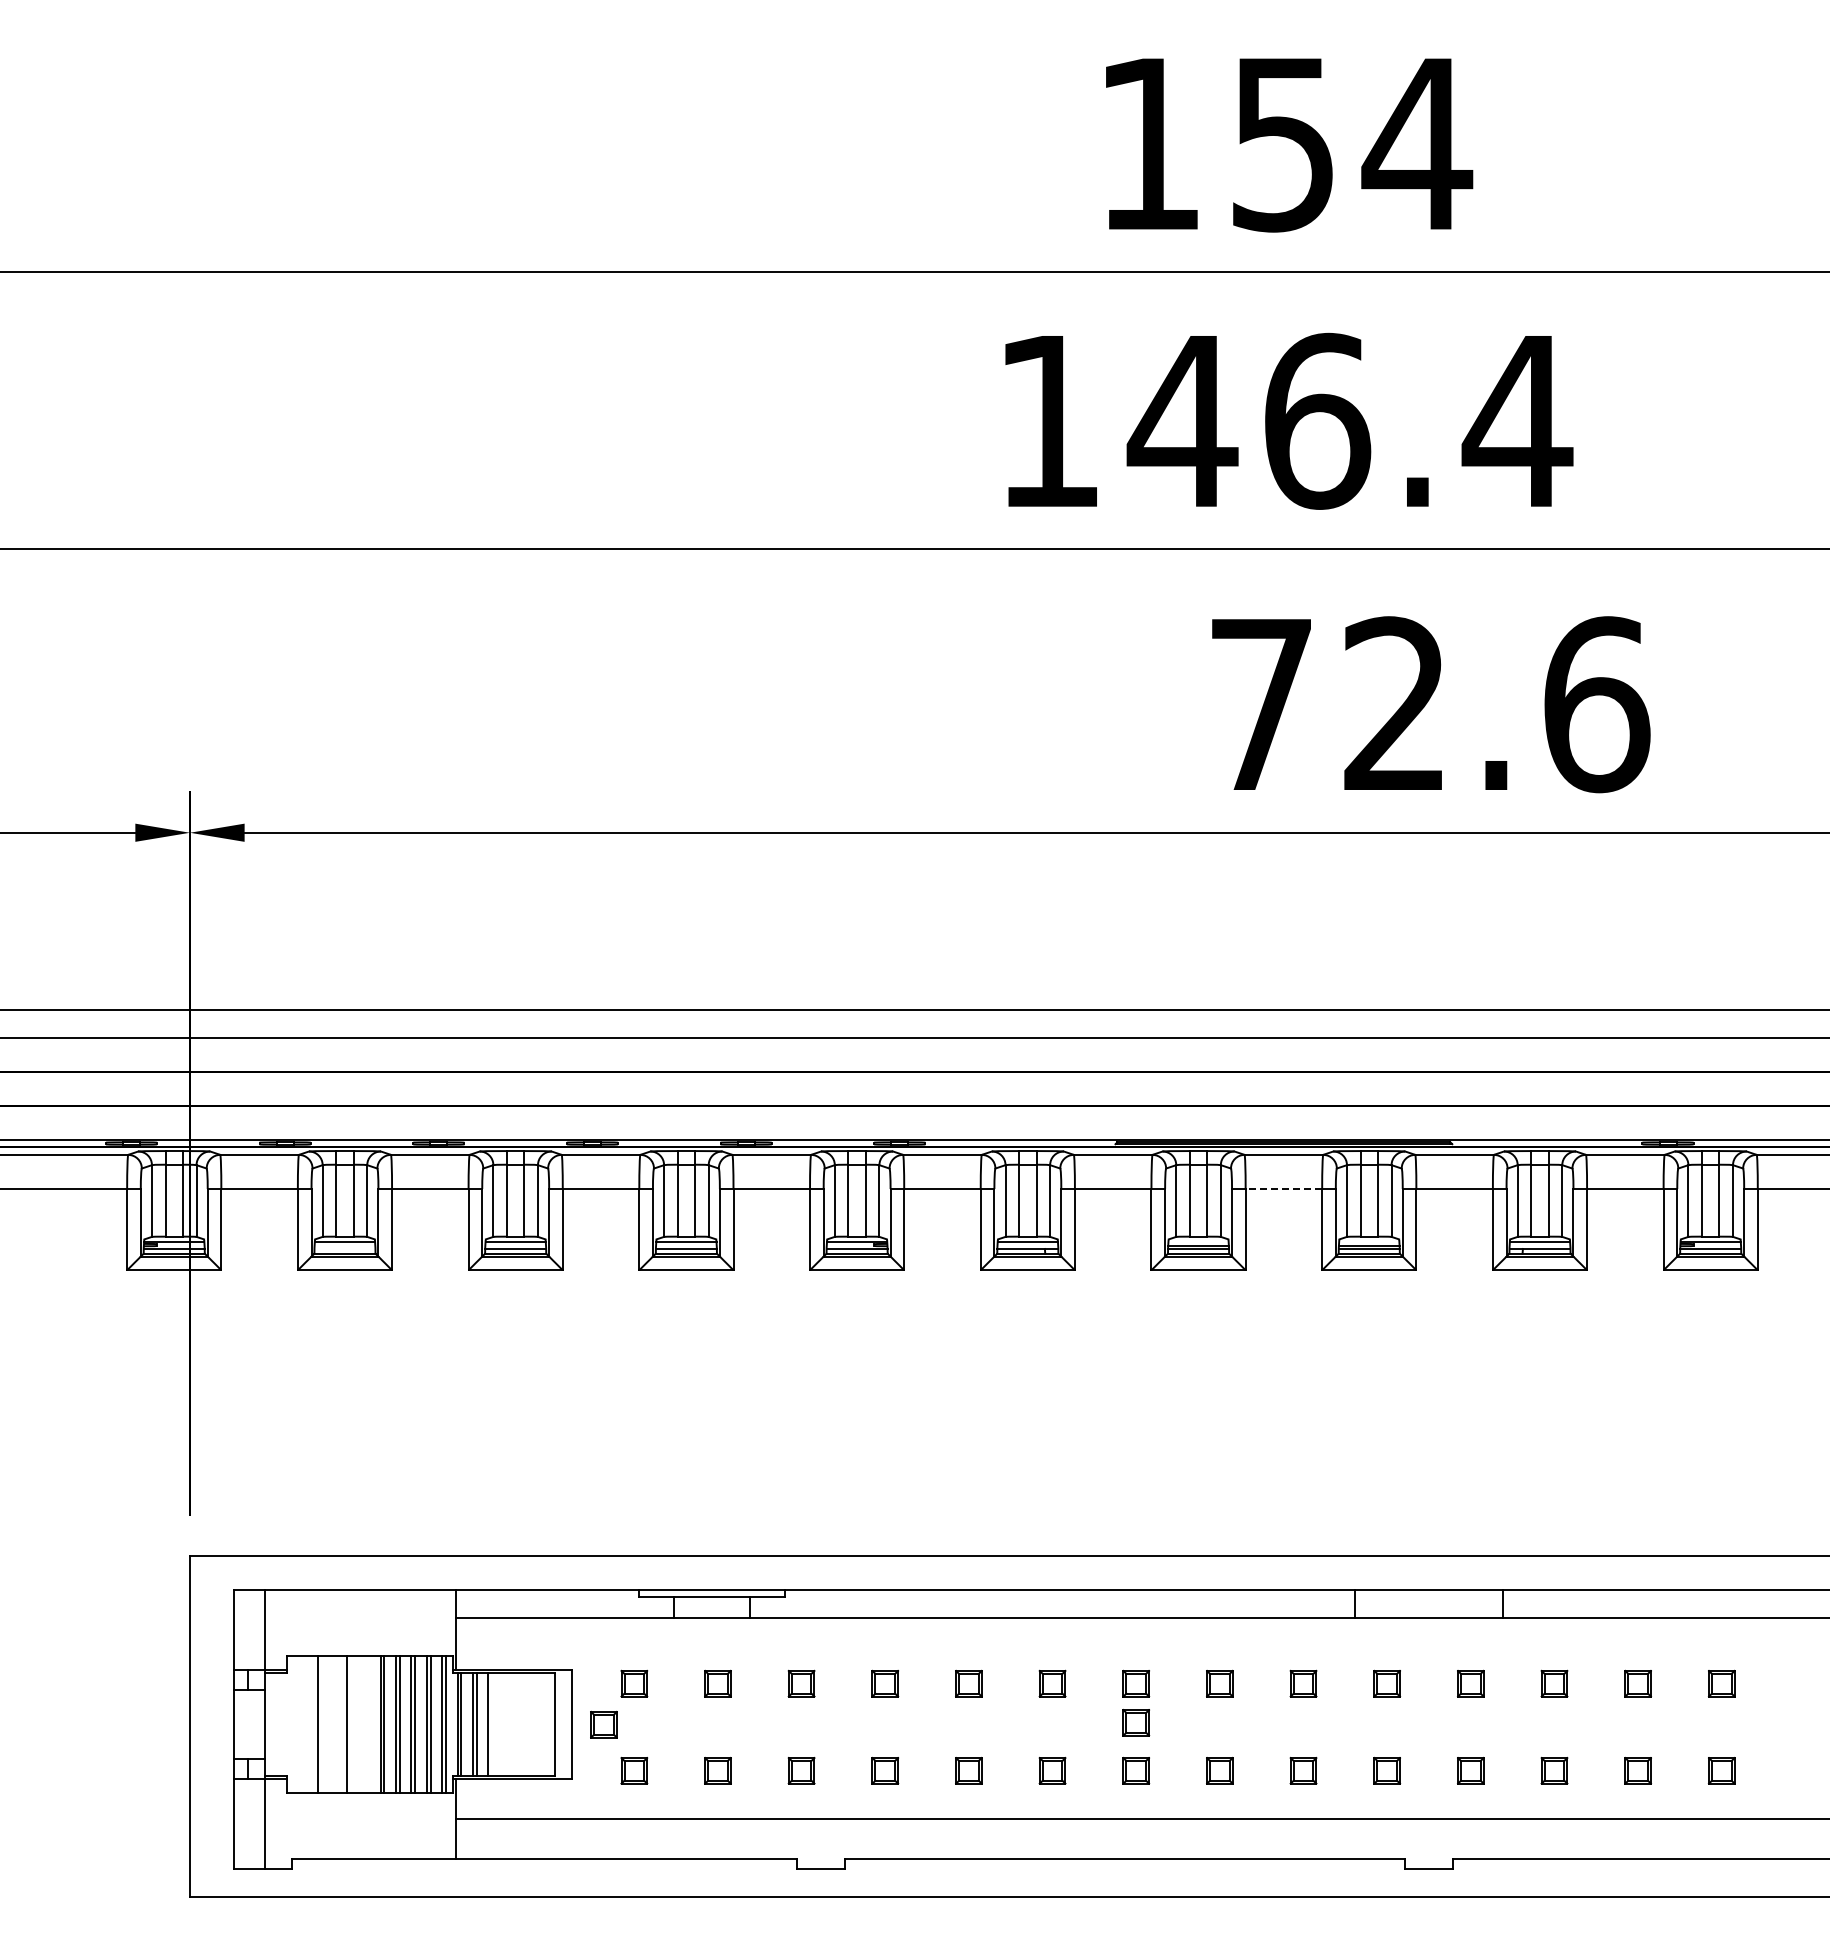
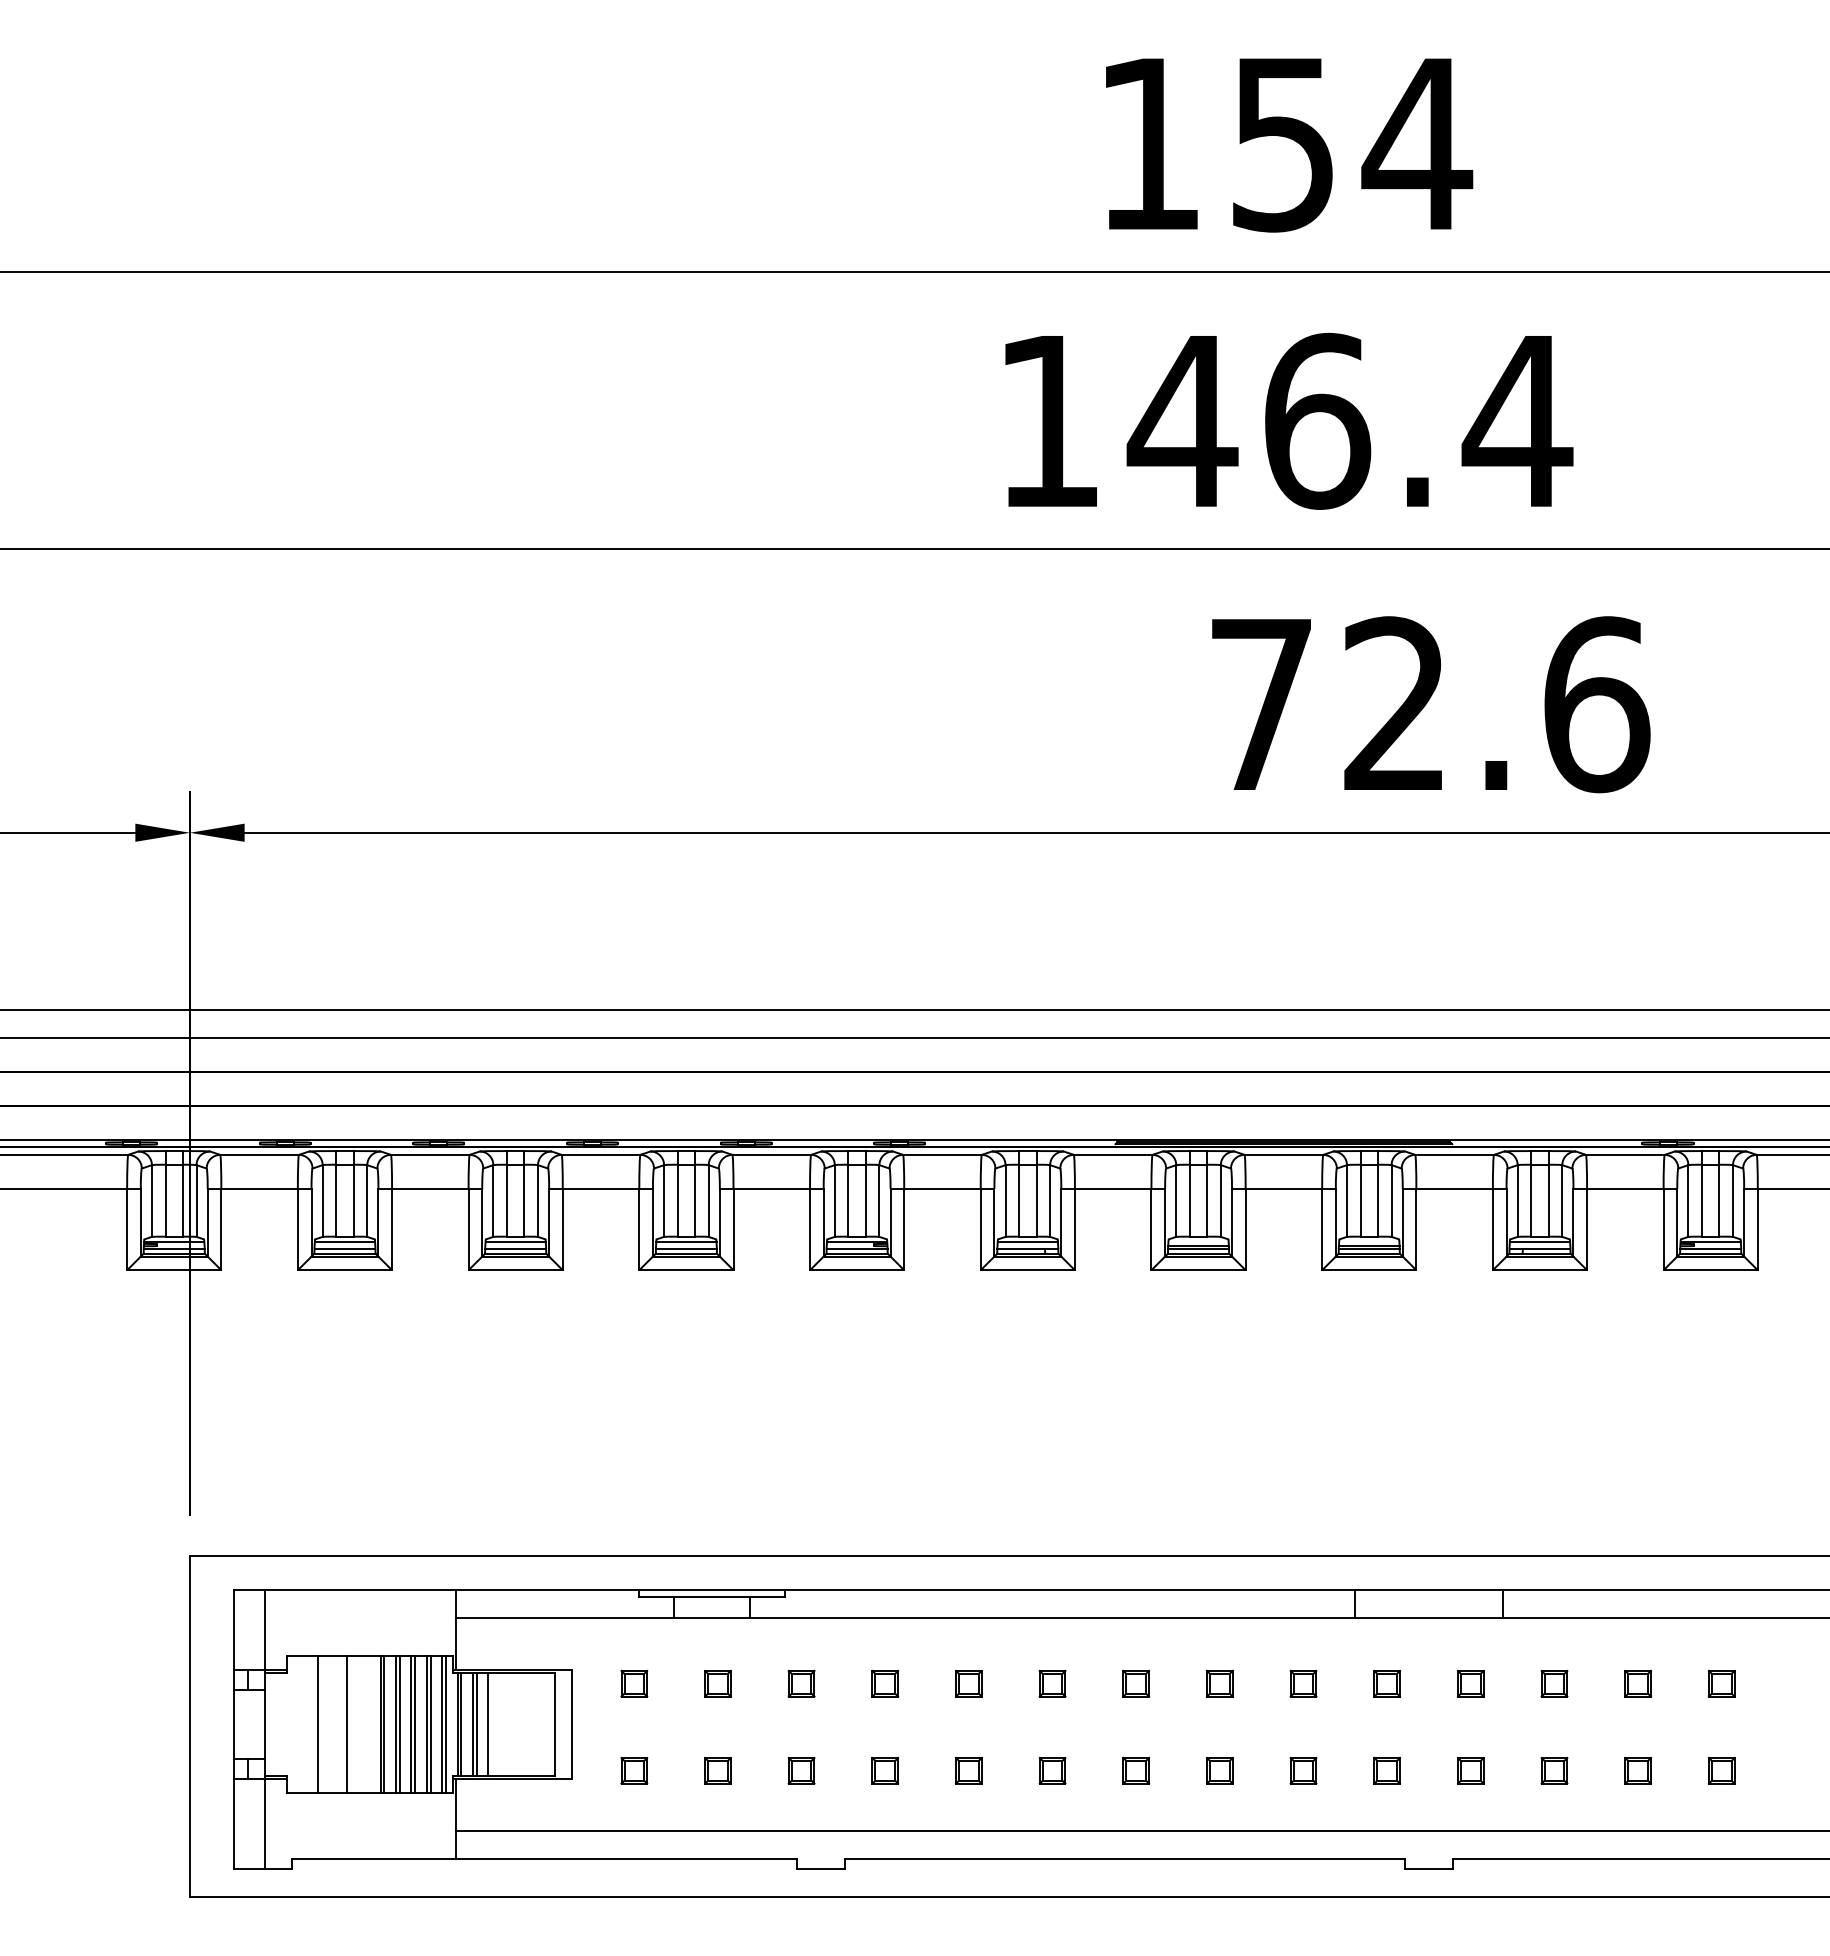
line: dashed -> solid (1283, 1189)
line: none -> present (344, 1248)
part: present -> none (1136, 1722)
part: present -> none (603, 1724)
line position: (1140, 1819) -> (1140, 1831) (1140, 1831)
